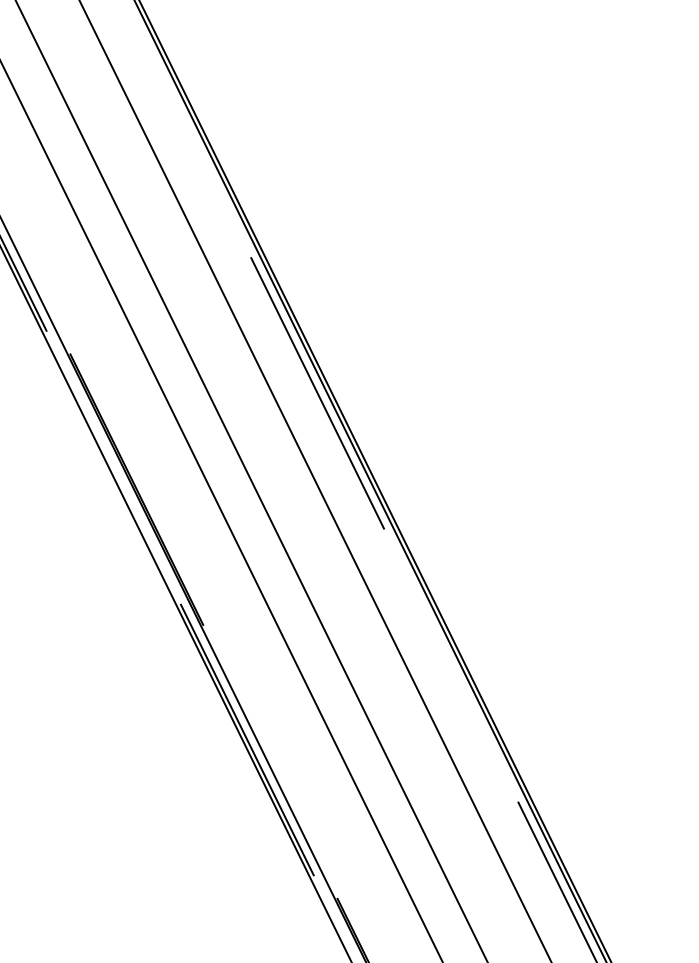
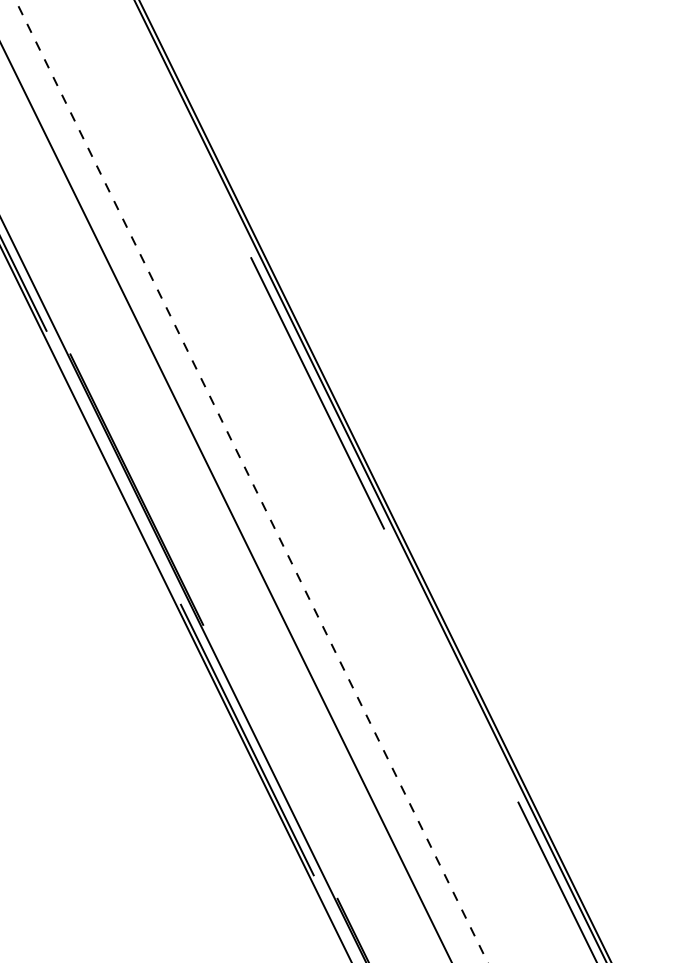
line: present -> none (315, 480)
line: solid -> dashed (251, 481)
line position: (221, 511) -> (226, 502) (226, 502)
